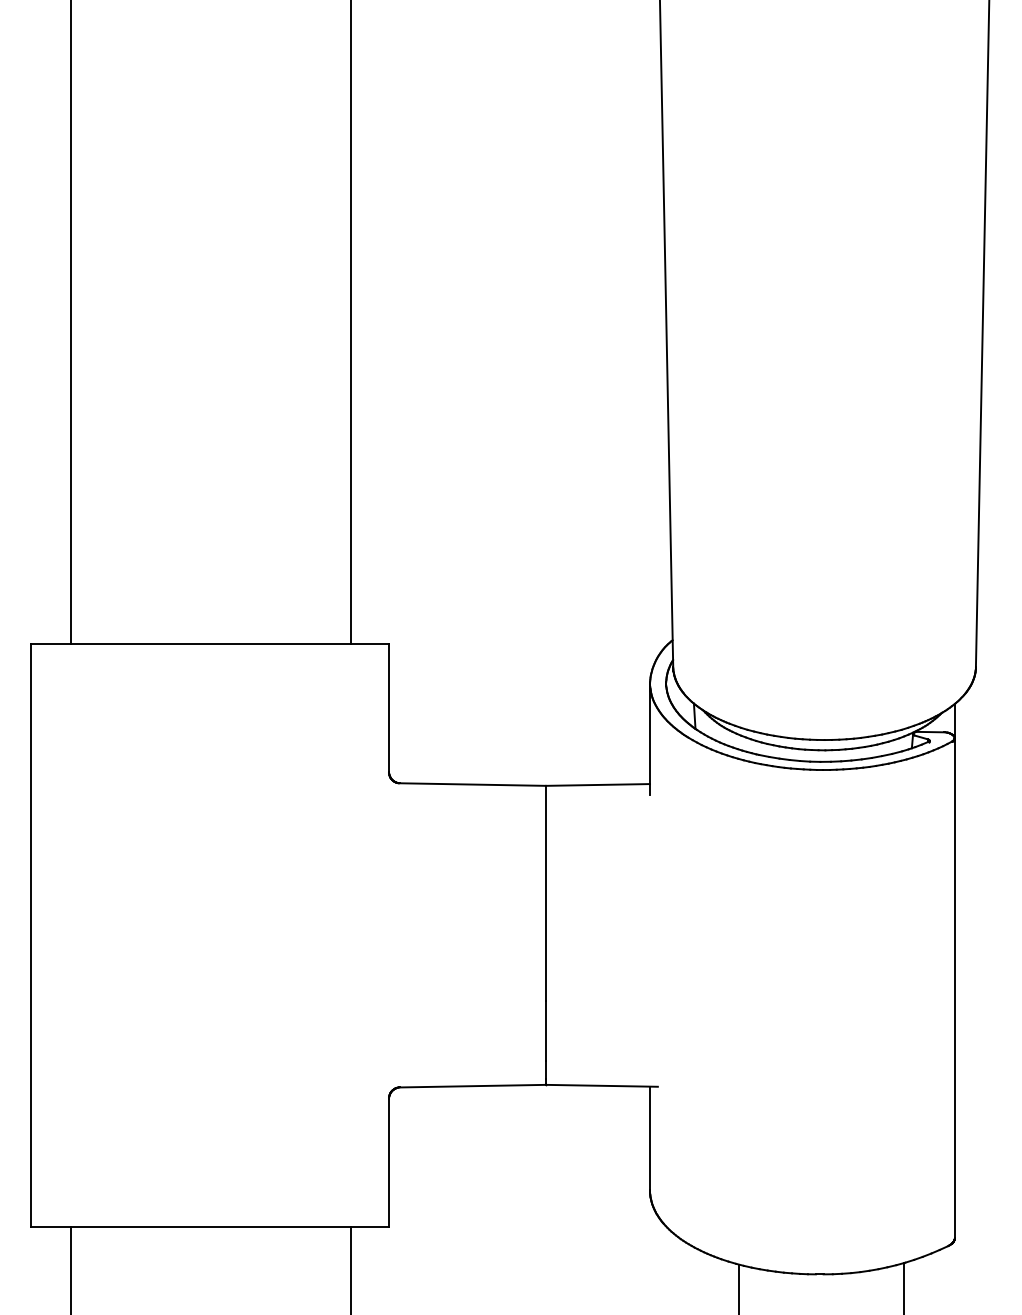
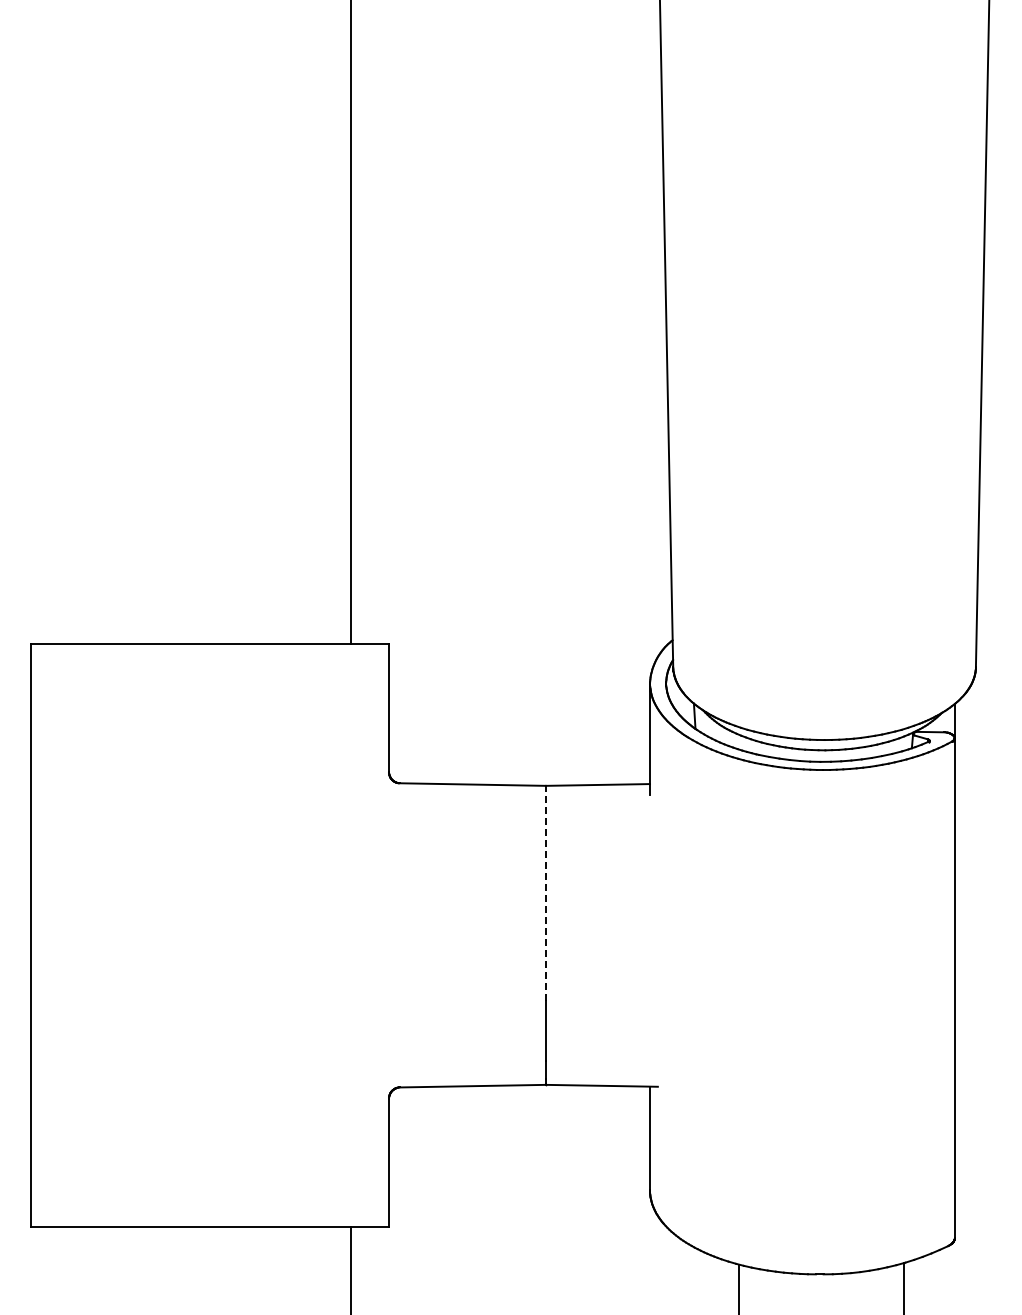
line: present -> none (71, 323)
line: solid -> dashed (545, 892)
line: present -> none (71, 1268)
